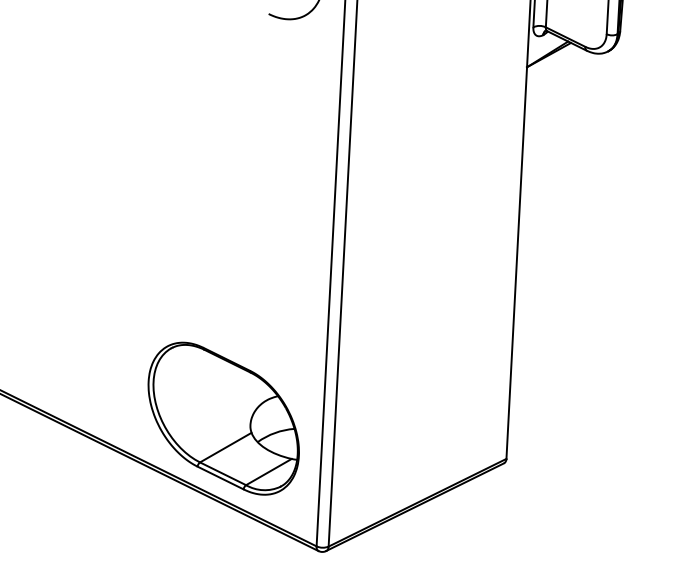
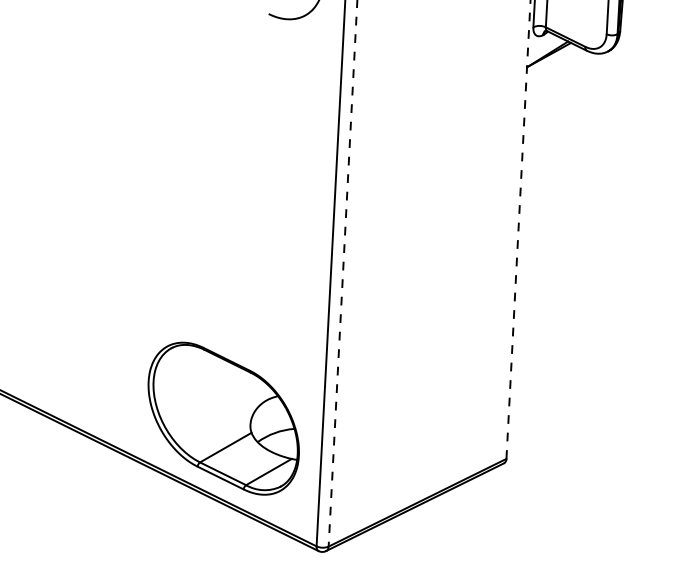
line: solid -> dashed (518, 229)
line: solid -> dashed (342, 274)
